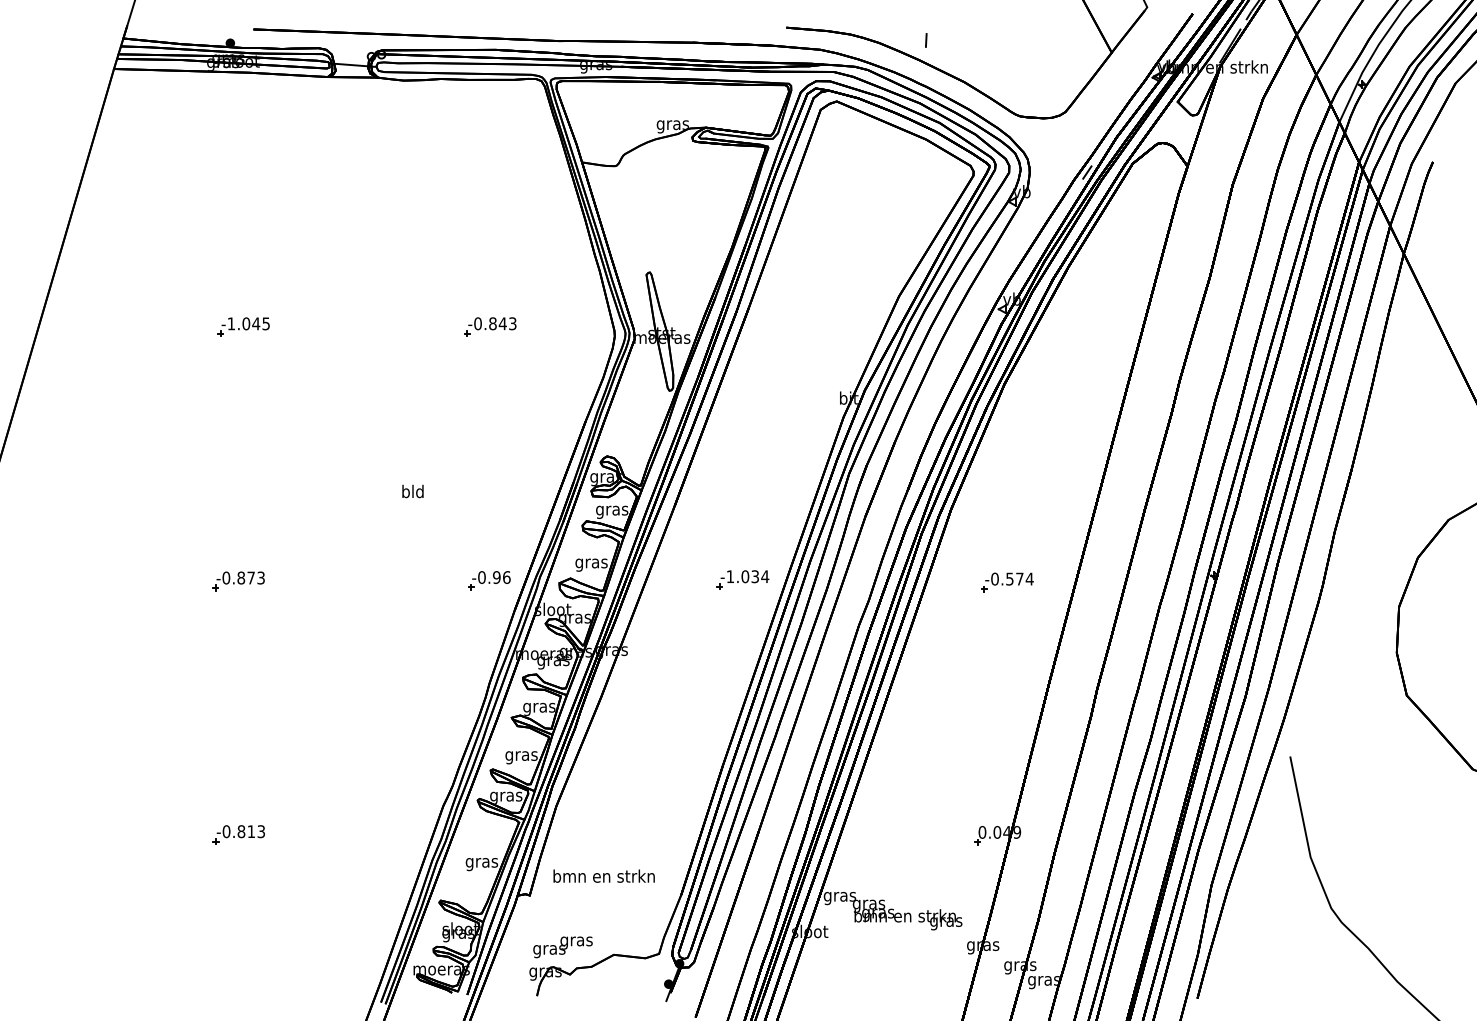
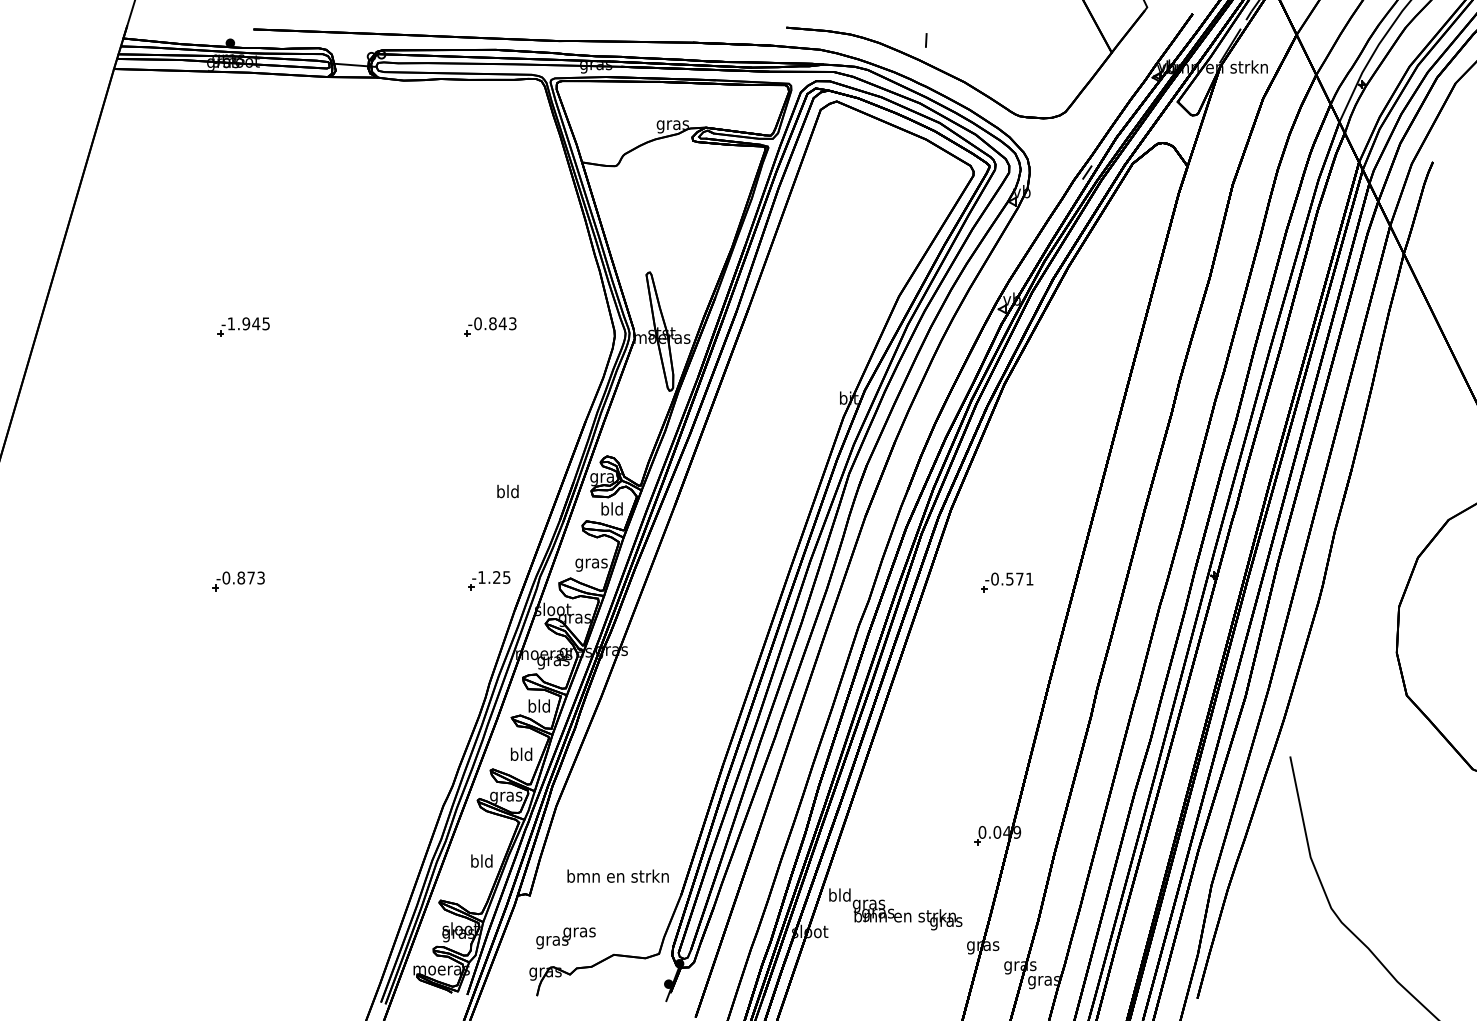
text: -1.045 -> -1.945 (246, 323)
text position: (412, 491) -> (507, 491) (507, 491)
text: gras -> bld (612, 510)
text: -0.96 -> -1.25 (494, 577)
text: -0.574 -> -0.571 (1029, 578)
part: present -> none (742, 579)
text: gras -> bld (539, 707)
text: gras -> bld (521, 755)
part: present -> none (238, 834)
text: gras -> bld (481, 862)
text position: (603, 875) -> (617, 875) (617, 875)
text: gras -> bld (839, 896)
text position: (562, 947) -> (565, 938) (565, 938)
